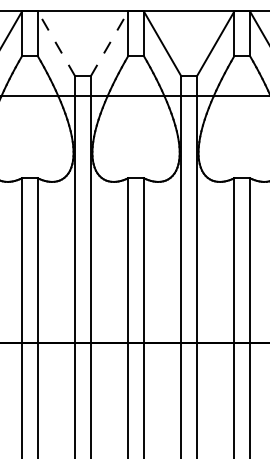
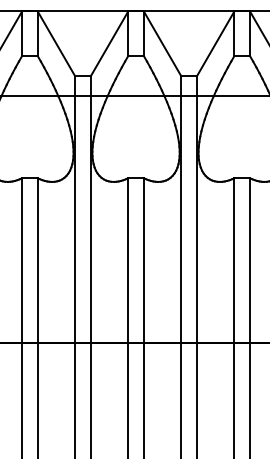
line: dashed -> solid (56, 43)
line: dashed -> solid (109, 43)
